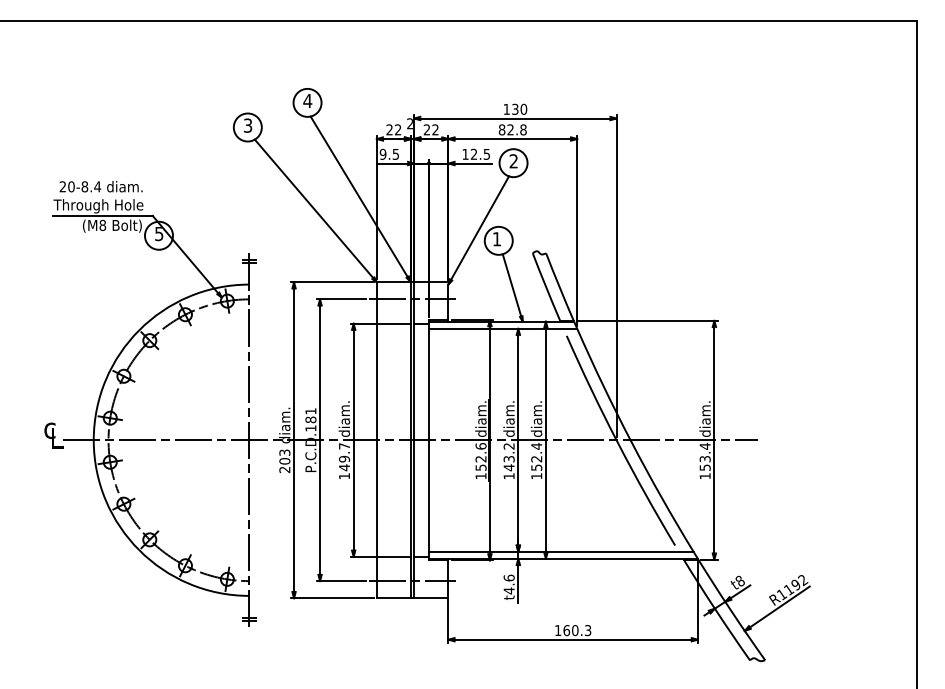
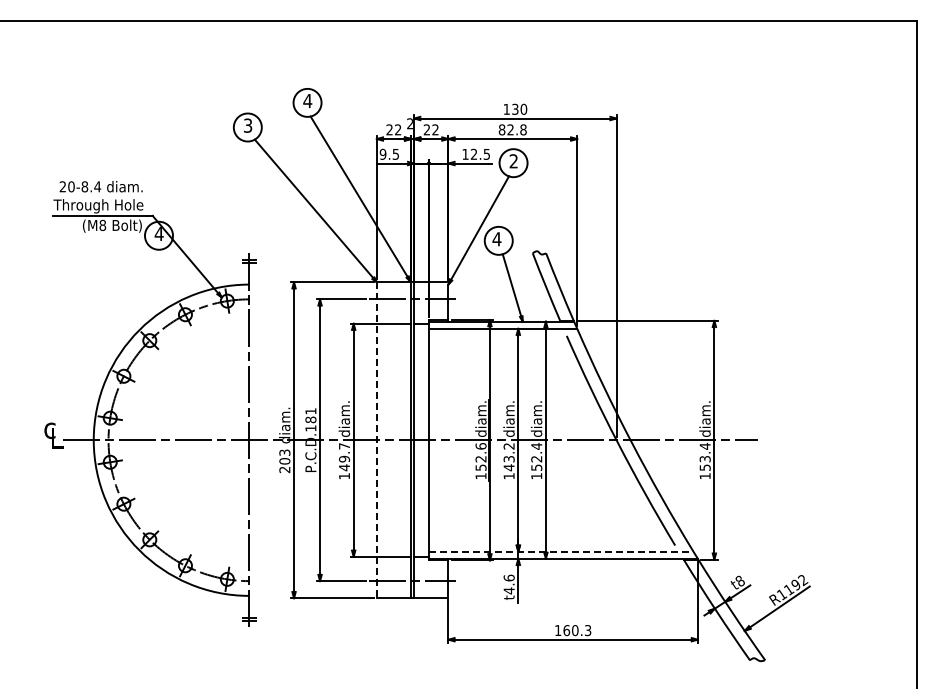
text: 5 -> 4 (158, 234)
text: 1 -> 4 (496, 239)
line: solid -> dashed (376, 440)
line: solid -> dashed (561, 551)
